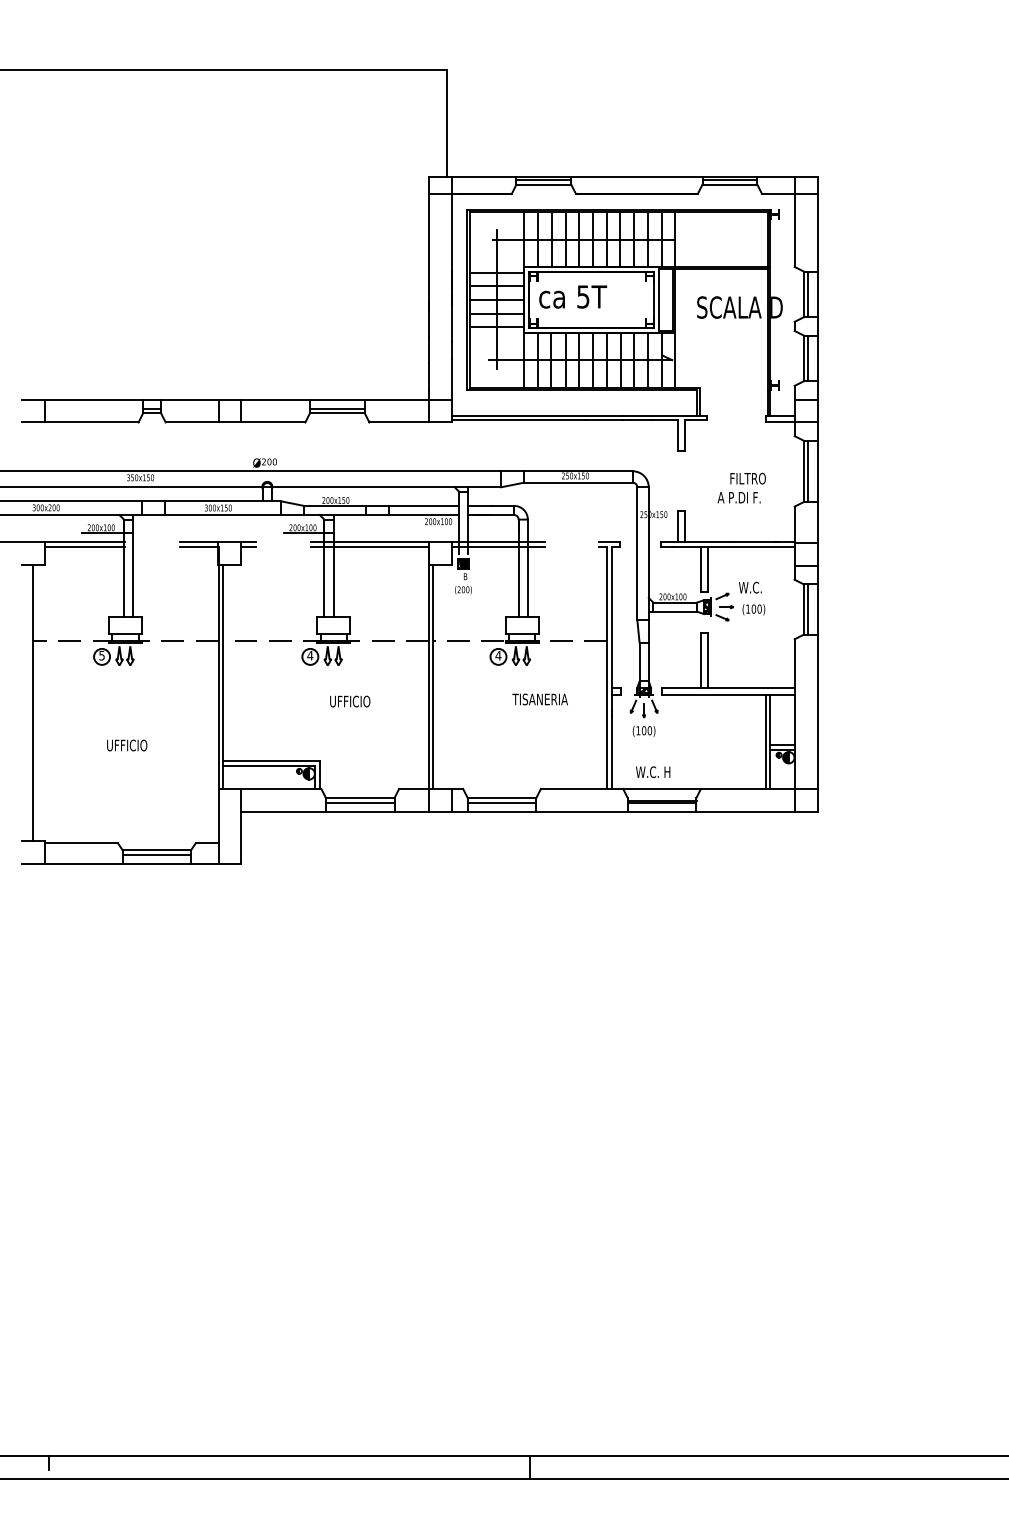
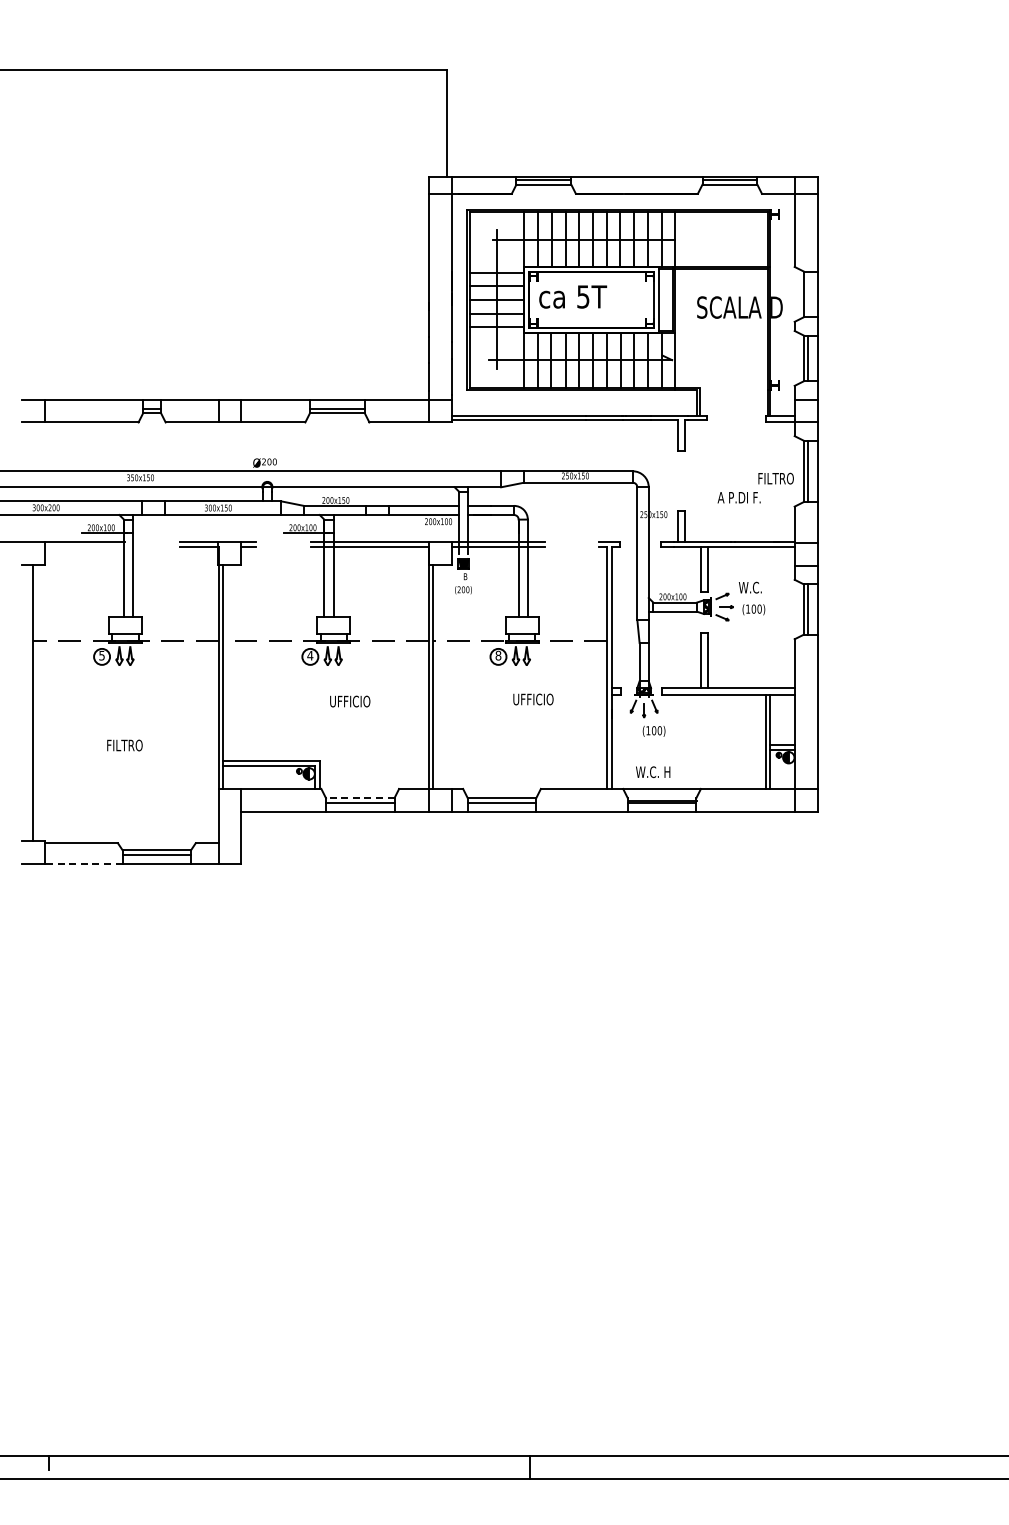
line: present -> none (808, 294)
text position: (747, 478) -> (775, 478) (775, 478)
line: present -> none (85, 546)
text: 4 -> 8 (498, 655)
text: TISANERIA -> UFFICIO (539, 699)
text position: (643, 730) -> (653, 730) (653, 730)
text: UFFICIO -> FILTRO (127, 745)
line: solid -> dashed (359, 798)
line: solid -> dashed (83, 863)
